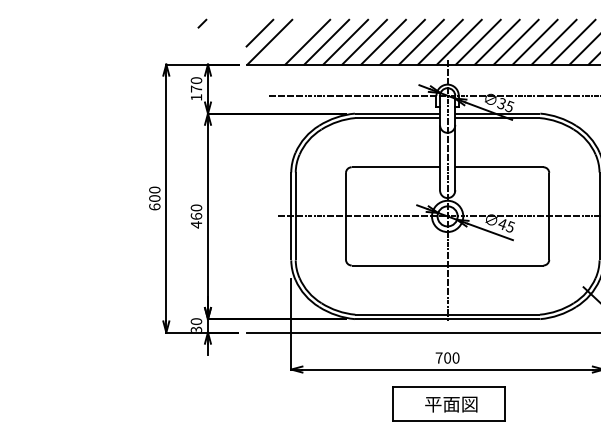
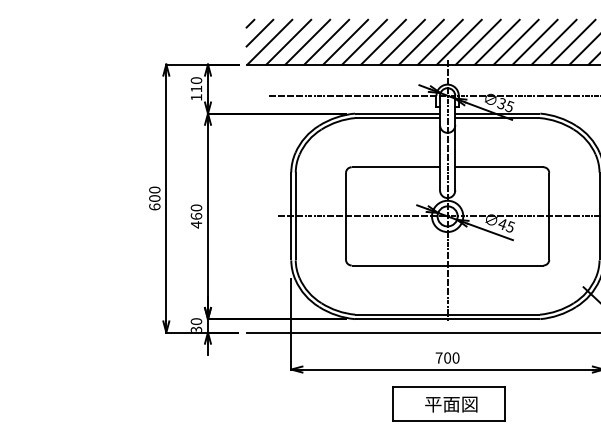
line position: (202, 23) -> (250, 23) (250, 23)
line: none -> present (288, 41)
text: 170 -> 110 (196, 88)
